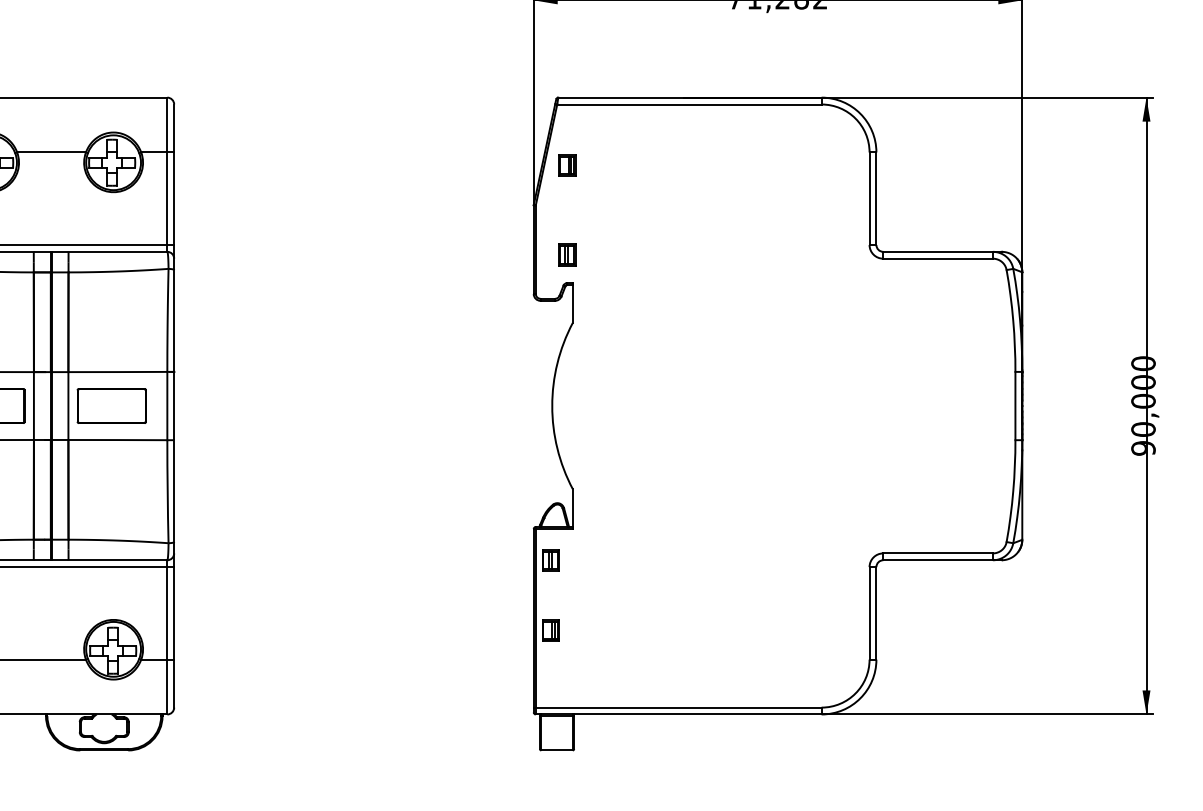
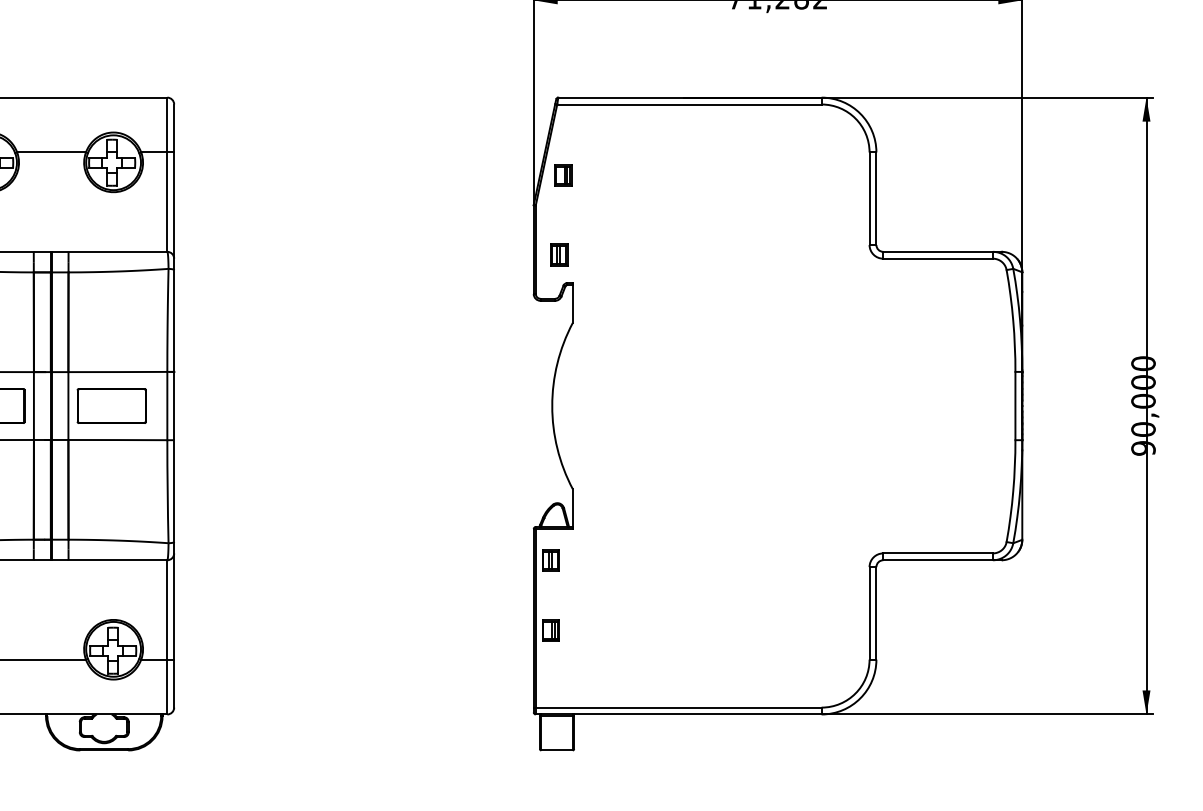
part position: (567, 165) -> (563, 175) (563, 175)
line: present -> none (88, 245)
part position: (567, 254) -> (559, 254) (559, 254)
line: present -> none (88, 567)
